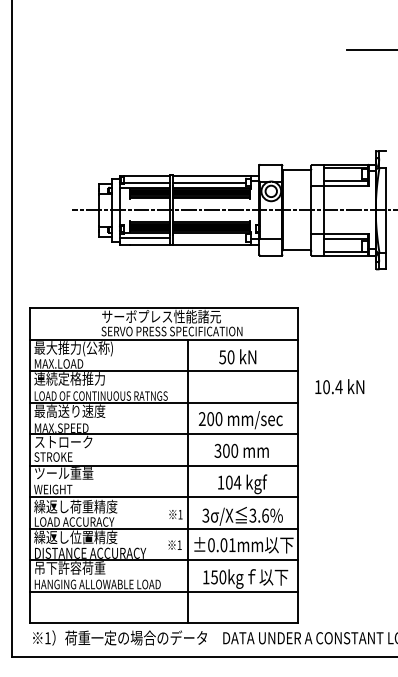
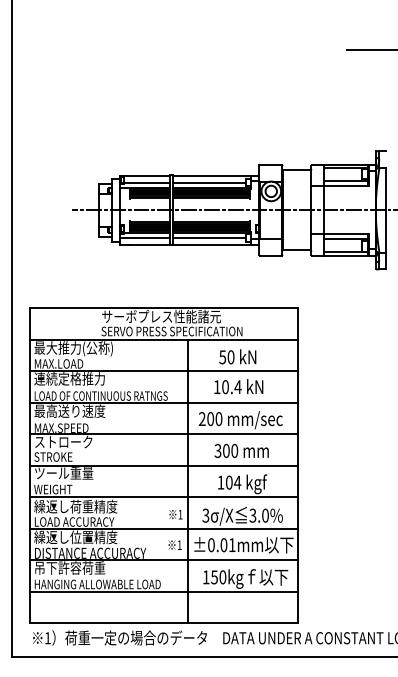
line: none -> present (209, 237)
text position: (339, 386) -> (238, 386) (238, 386)
text: 3.6% -> 3.0% (265, 515)
